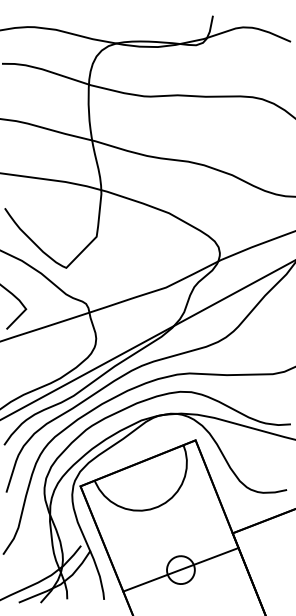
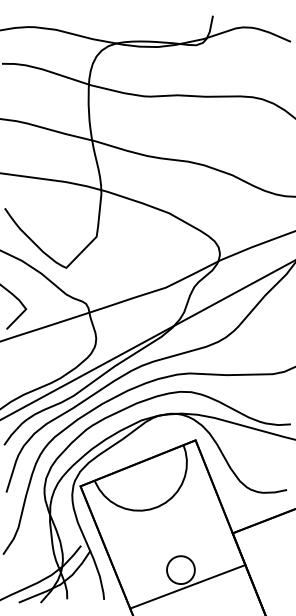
line position: (180, 569) -> (187, 586) (187, 586)
